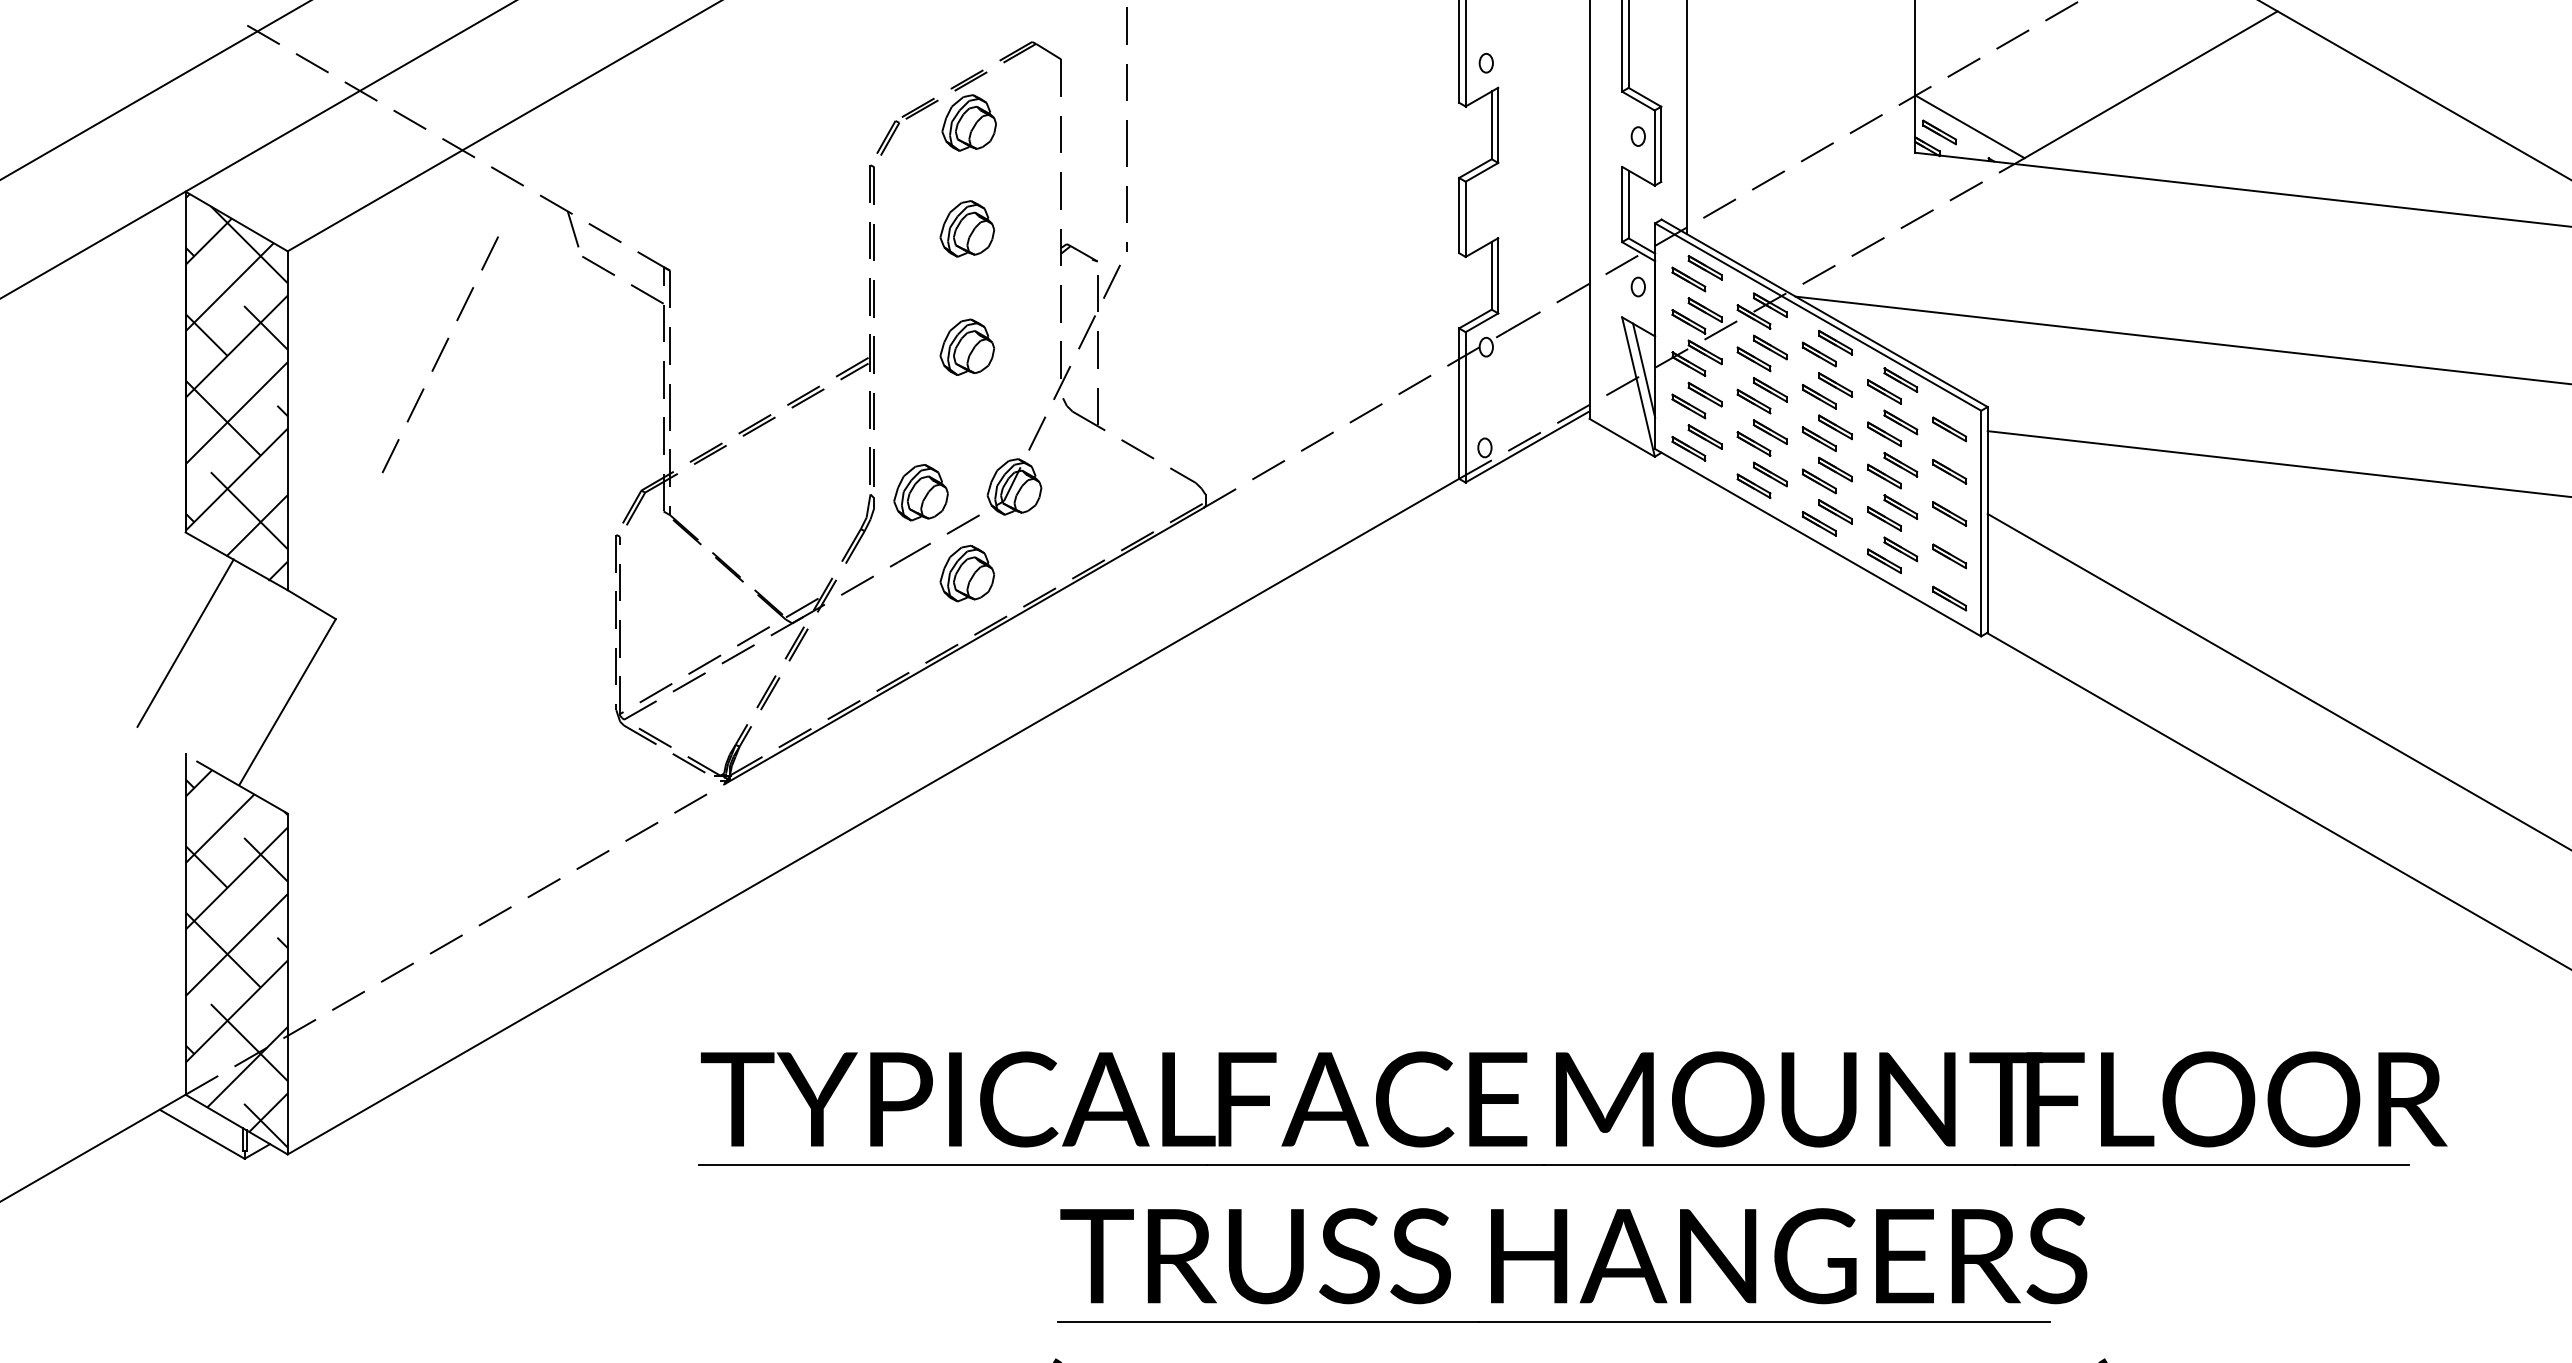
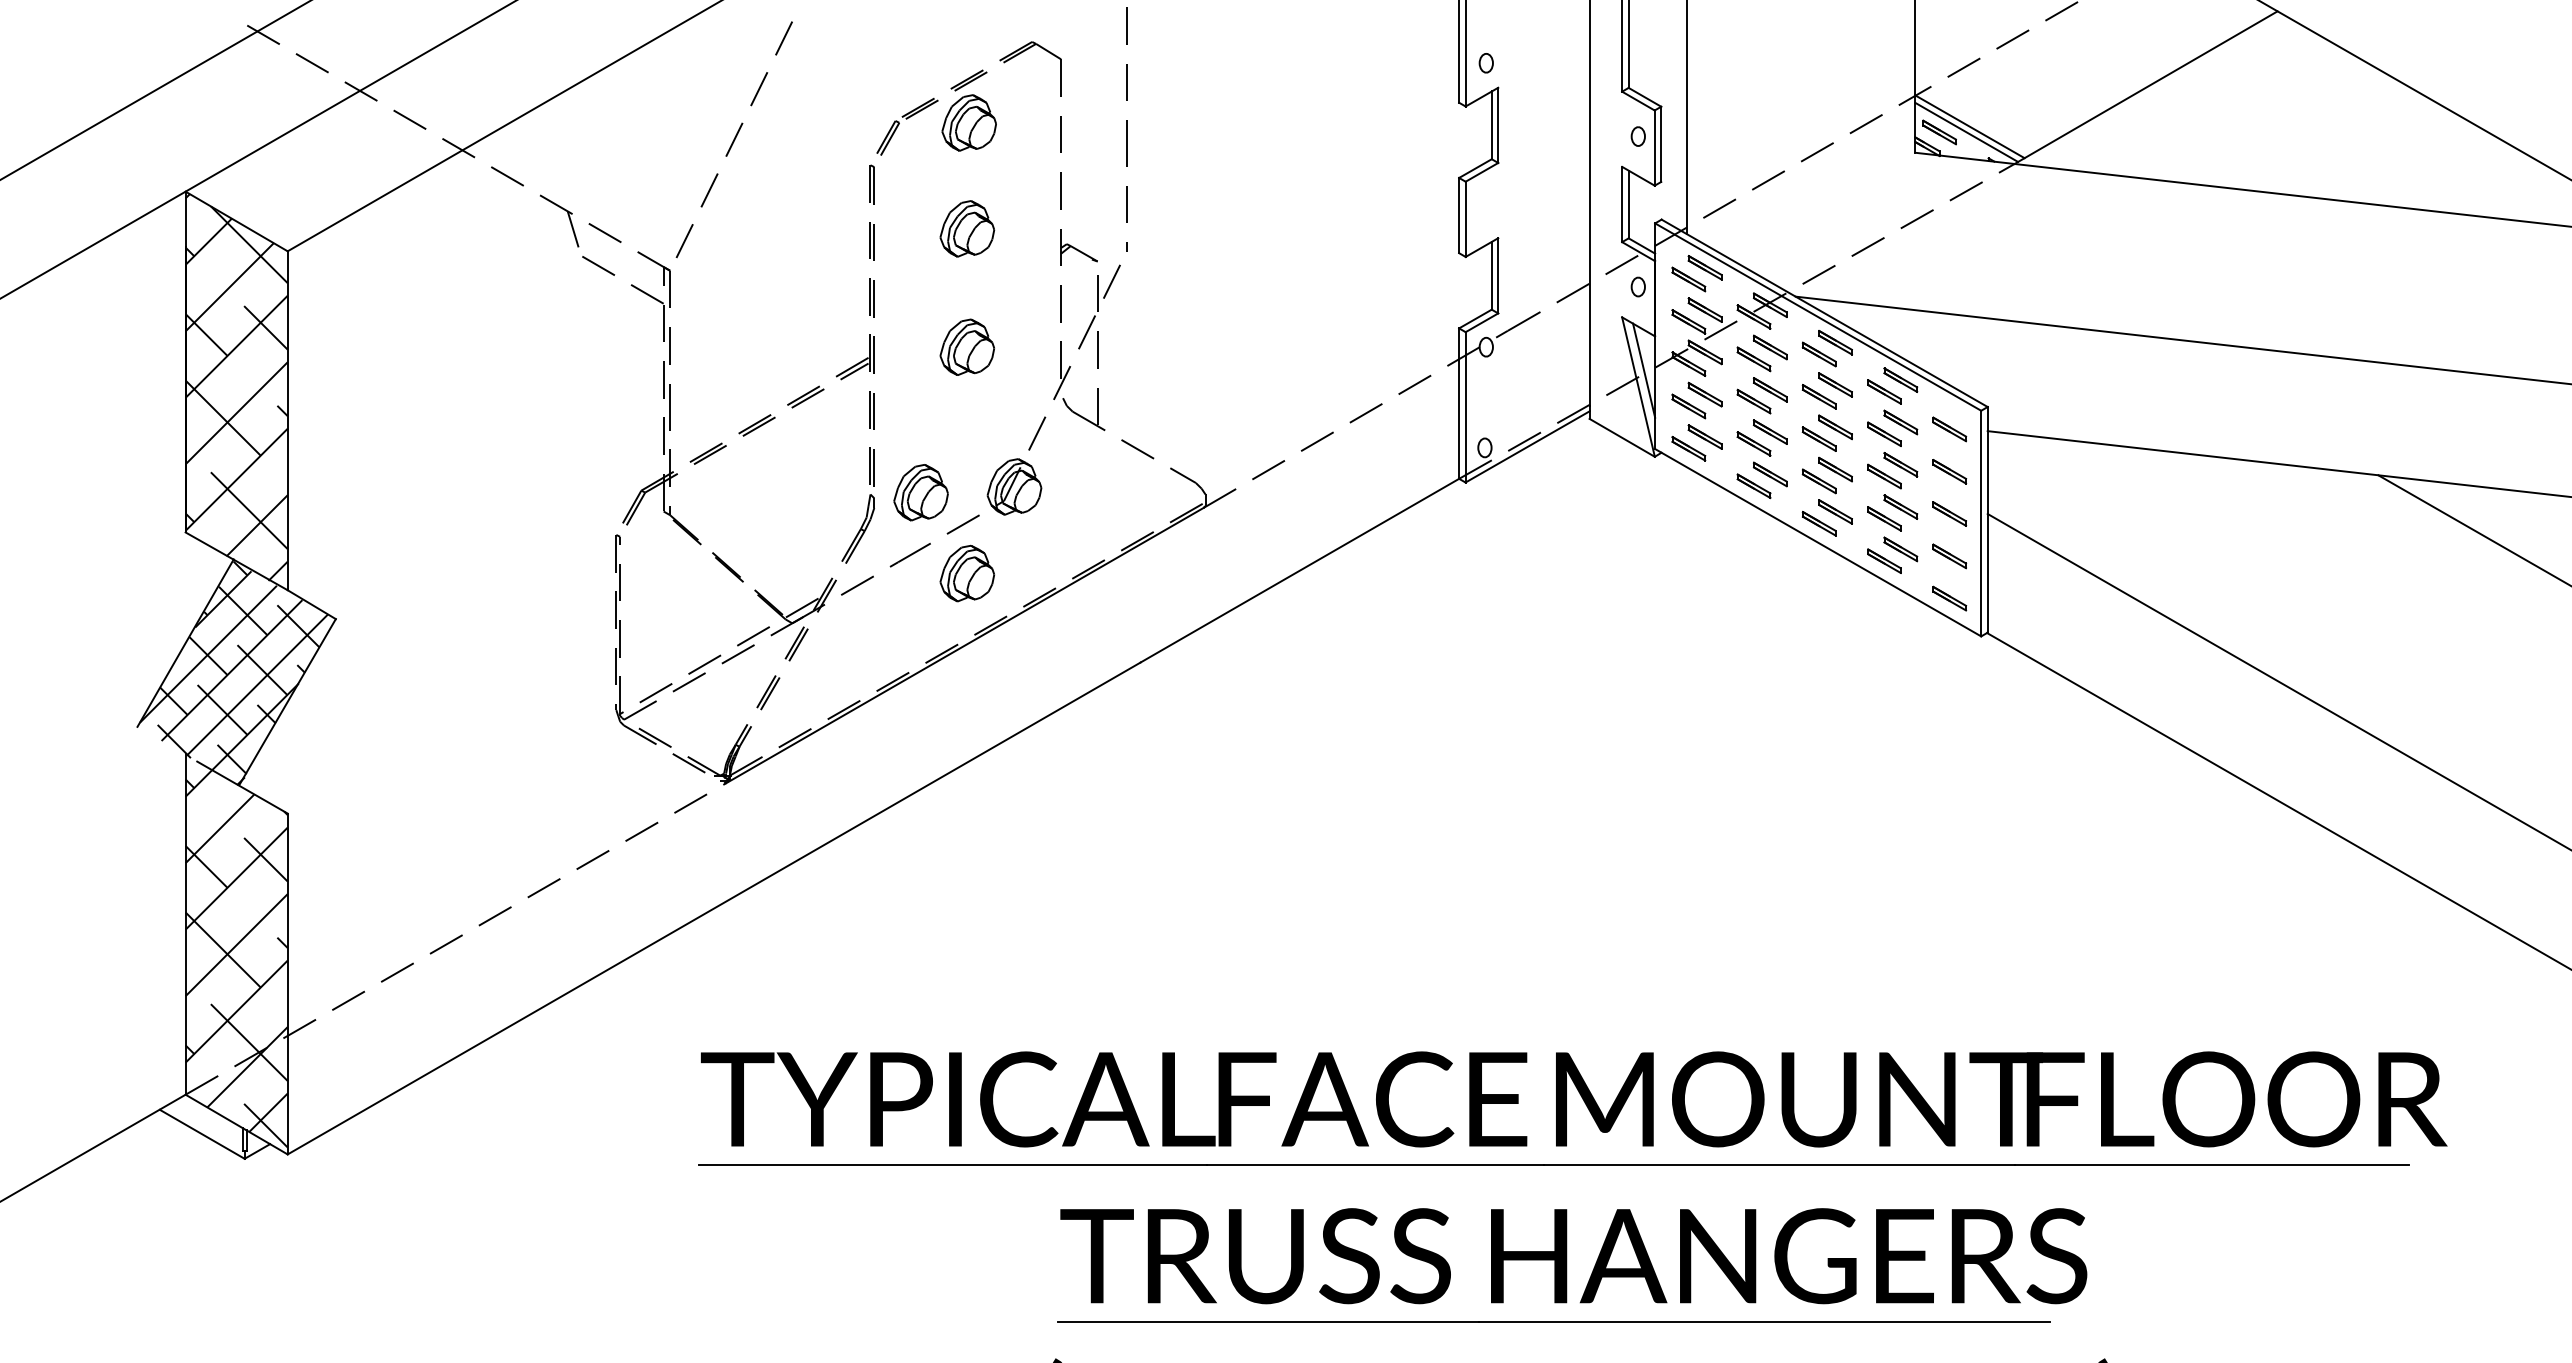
line: none -> present (1966, 131)
line position: (439, 354) -> (733, 139) (733, 139)
line: none -> present (2473, 529)
hatch: none -> present (233, 673)
